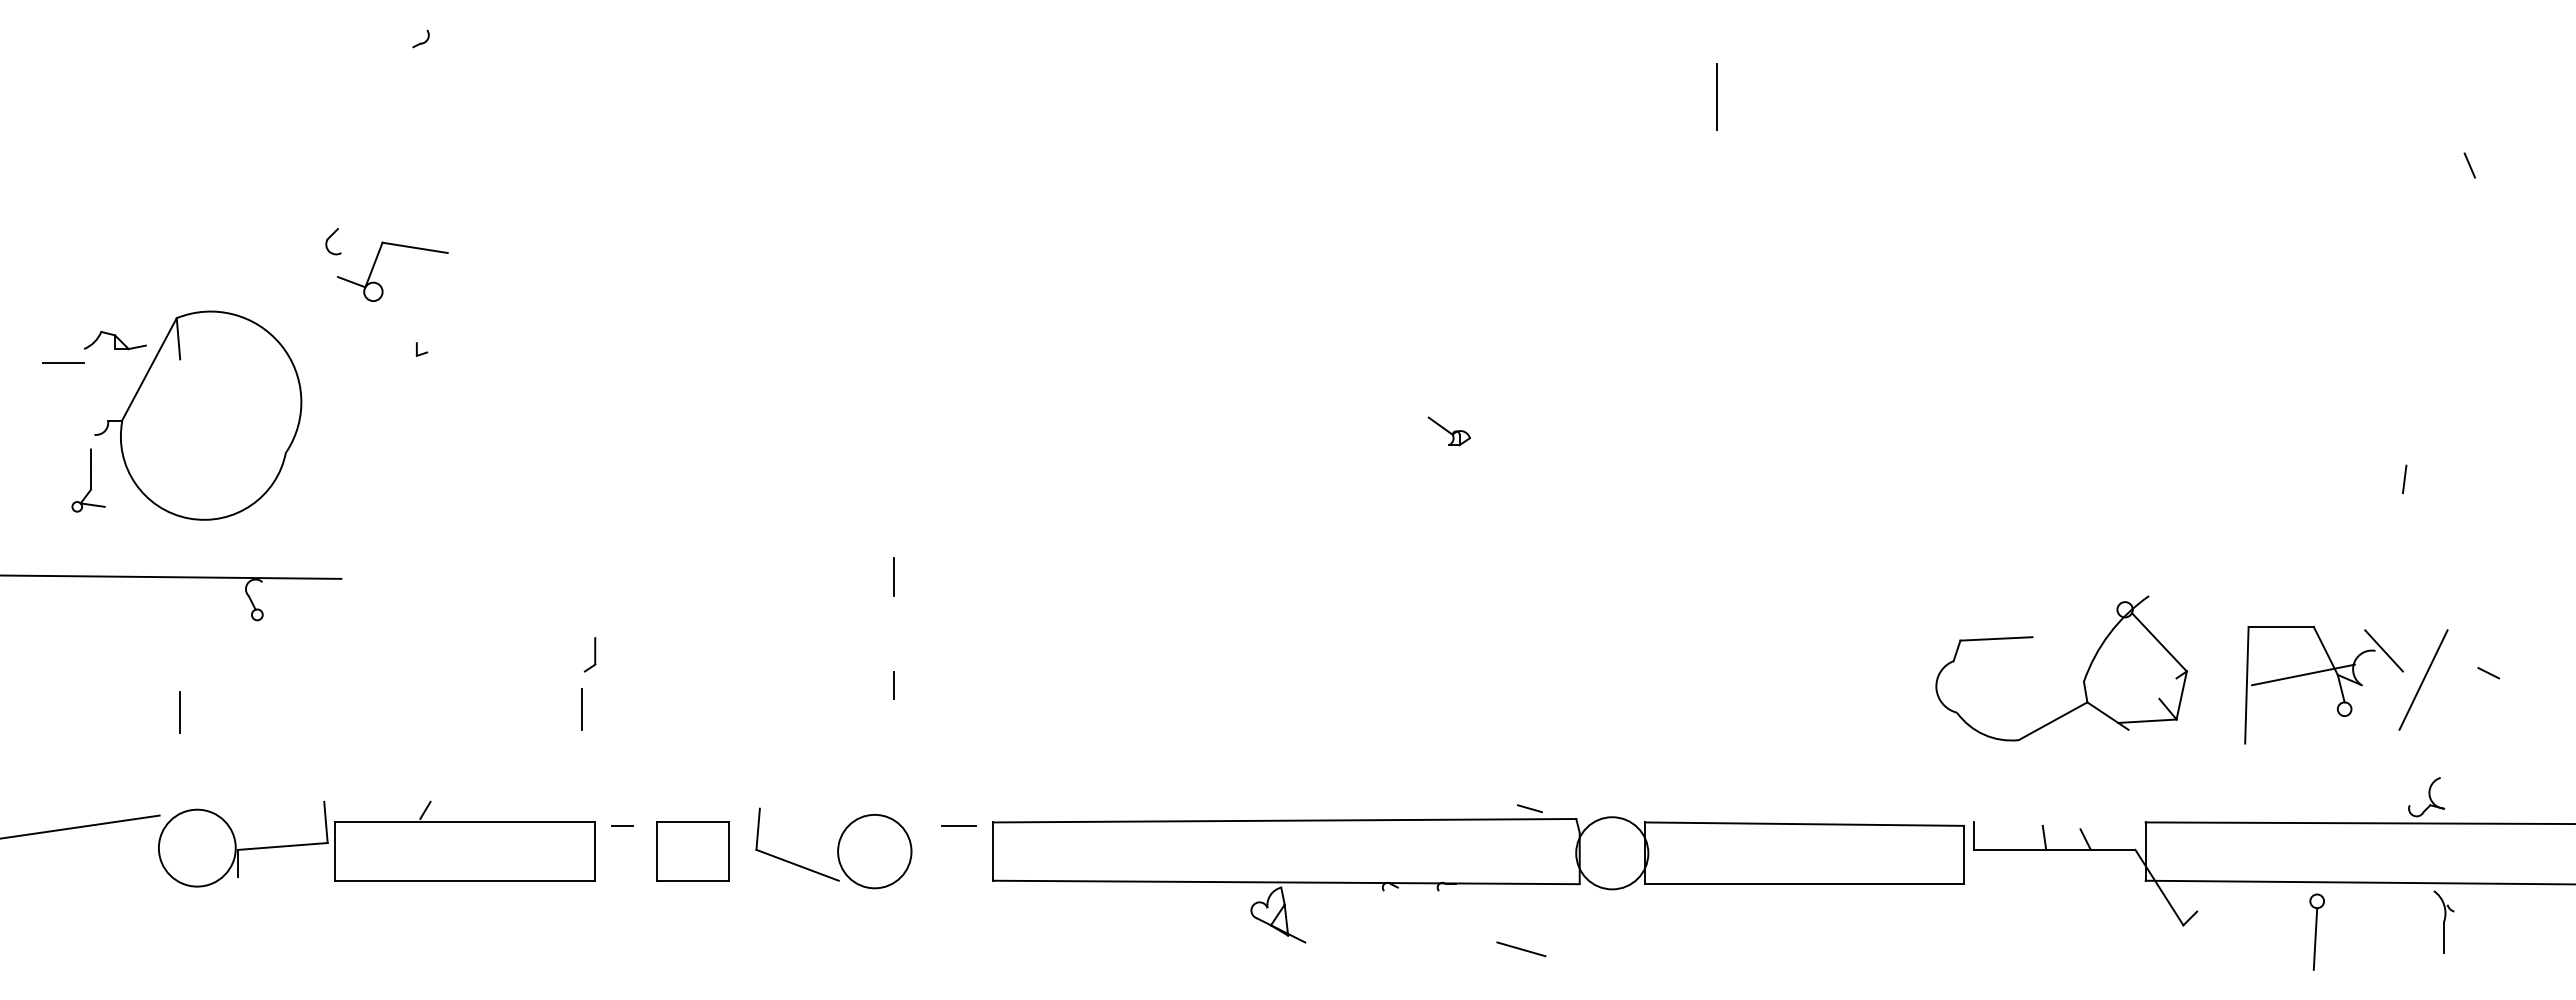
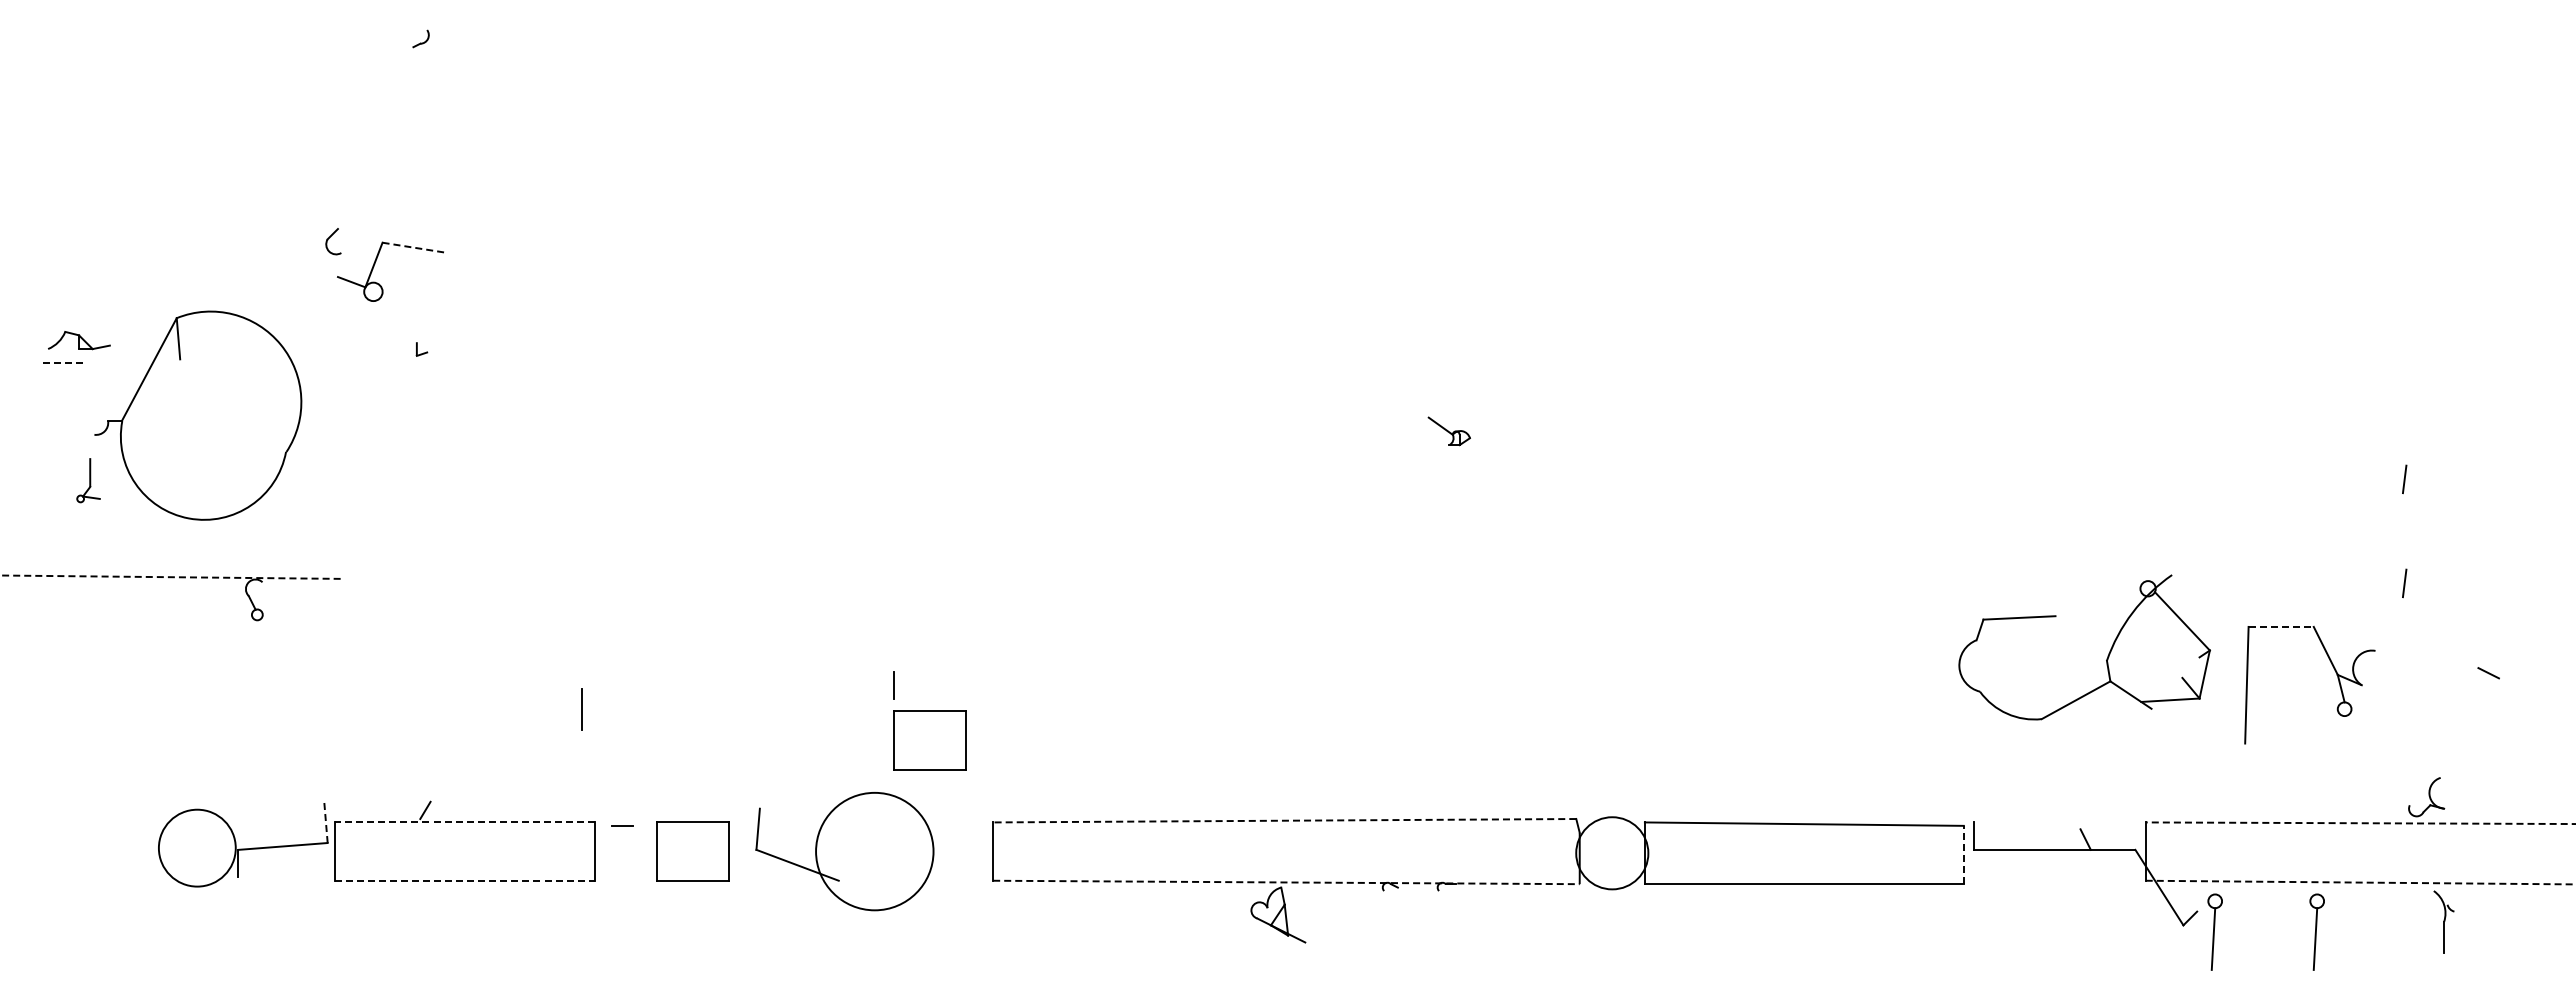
line: present -> none (1716, 96)
line: present -> none (2469, 165)
line: solid -> dashed (415, 247)
part position: (115, 340) -> (79, 340) (79, 340)
line: solid -> dashed (63, 362)
part size: 35x65 px -> 25x46 px (88, 480)
line: solid -> dashed (171, 577)
line: present -> none (893, 577)
line: none -> present (2404, 583)
line: solid -> dashed (2281, 626)
line: present -> none (2383, 650)
part: present -> none (589, 654)
line: present -> none (2303, 674)
part position: (2084, 676) -> (2107, 655) (2107, 655)
line: present -> none (2423, 679)
line: present -> none (180, 712)
part: none -> present (929, 740)
line: present -> none (1529, 808)
line: solid -> dashed (1284, 820)
line: solid -> dashed (325, 822)
line: solid -> dashed (464, 822)
line: solid -> dashed (2360, 823)
line: present -> none (958, 825)
line: present -> none (80, 826)
line: present -> none (2044, 837)
circle diameter: 73 px -> 117 px (874, 851)
line: solid -> dashed (1963, 854)
line: solid -> dashed (465, 880)
line: solid -> dashed (1286, 882)
line: solid -> dashed (2360, 882)
part: none -> present (2214, 931)
line: present -> none (1521, 949)
